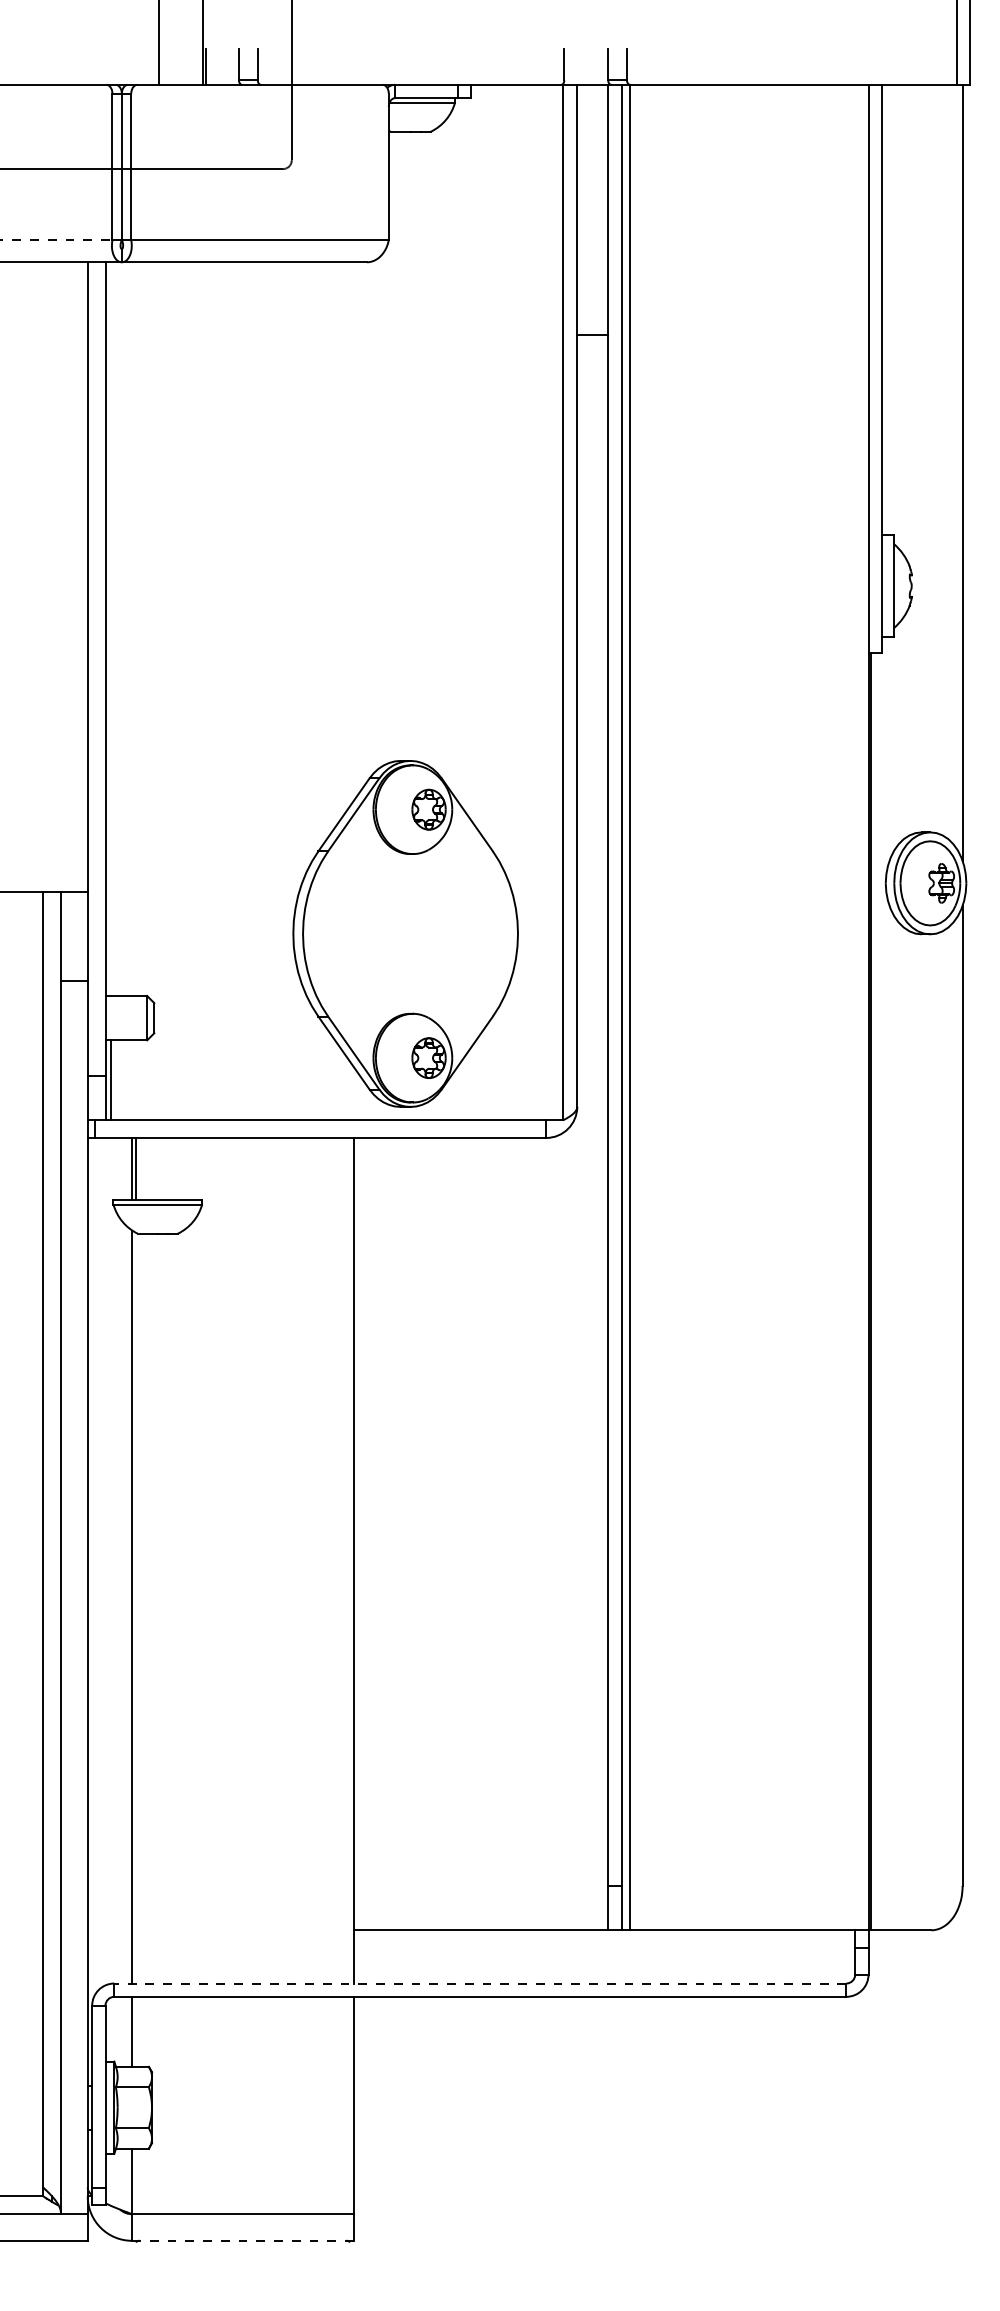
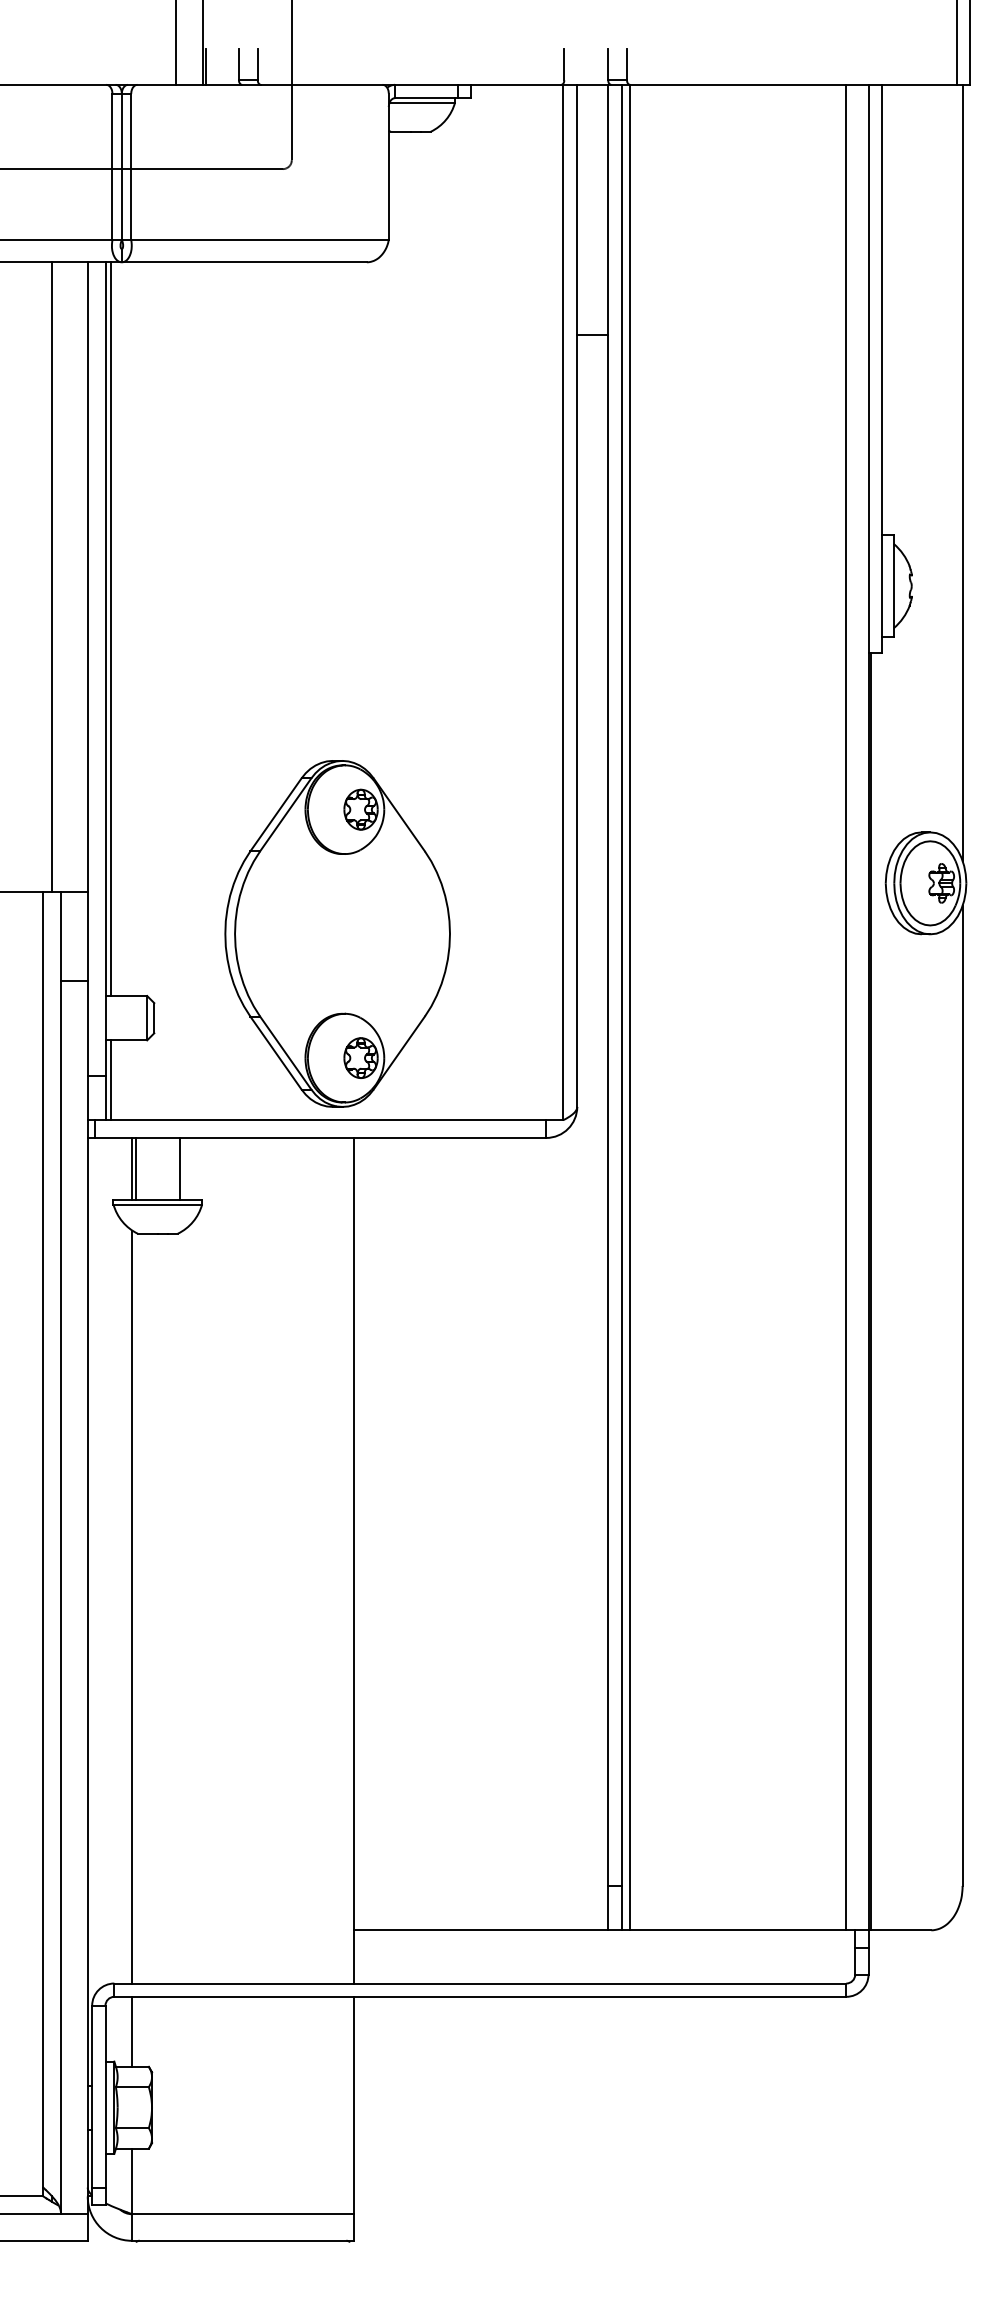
line position: (159, 43) -> (176, 43) (176, 43)
line: dashed -> solid (56, 240)
line: none -> present (52, 577)
line: none -> present (111, 629)
part position: (405, 933) -> (337, 933) (337, 933)
line: none -> present (846, 1007)
line: none -> present (180, 1168)
line: dashed -> solid (480, 1983)
line: dashed -> solid (243, 2240)
